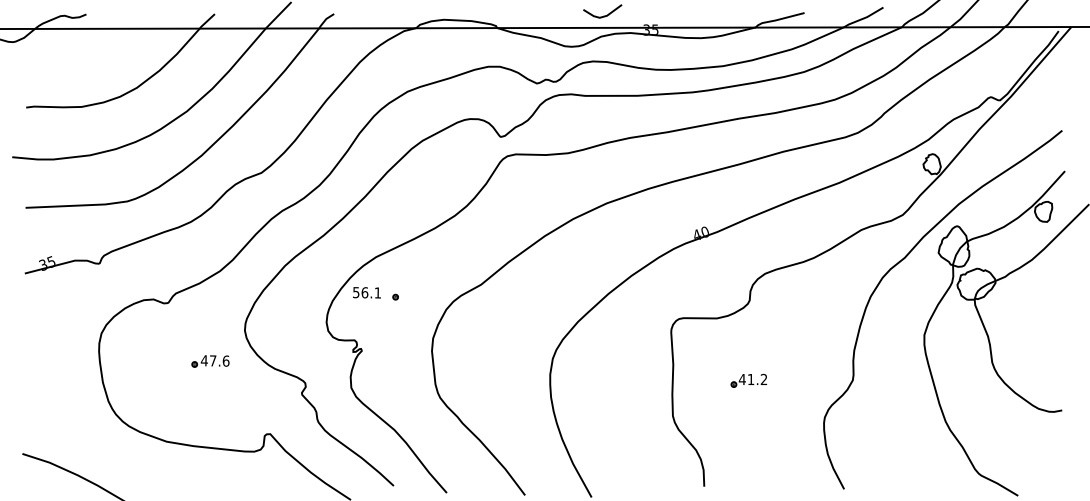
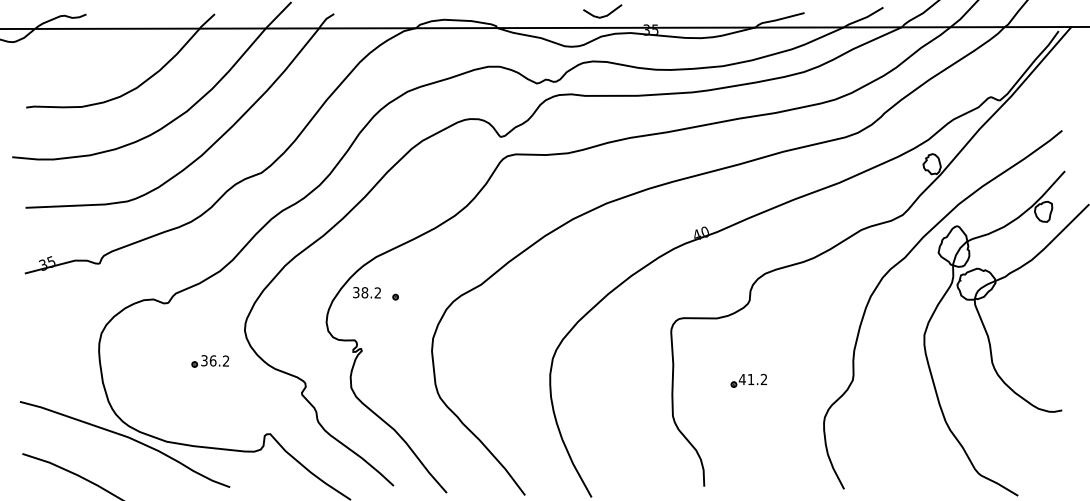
text: 56.1 -> 38.2 (366, 292)
text: 47.6 -> 36.2 (214, 360)
curve: none -> present (125, 437)
